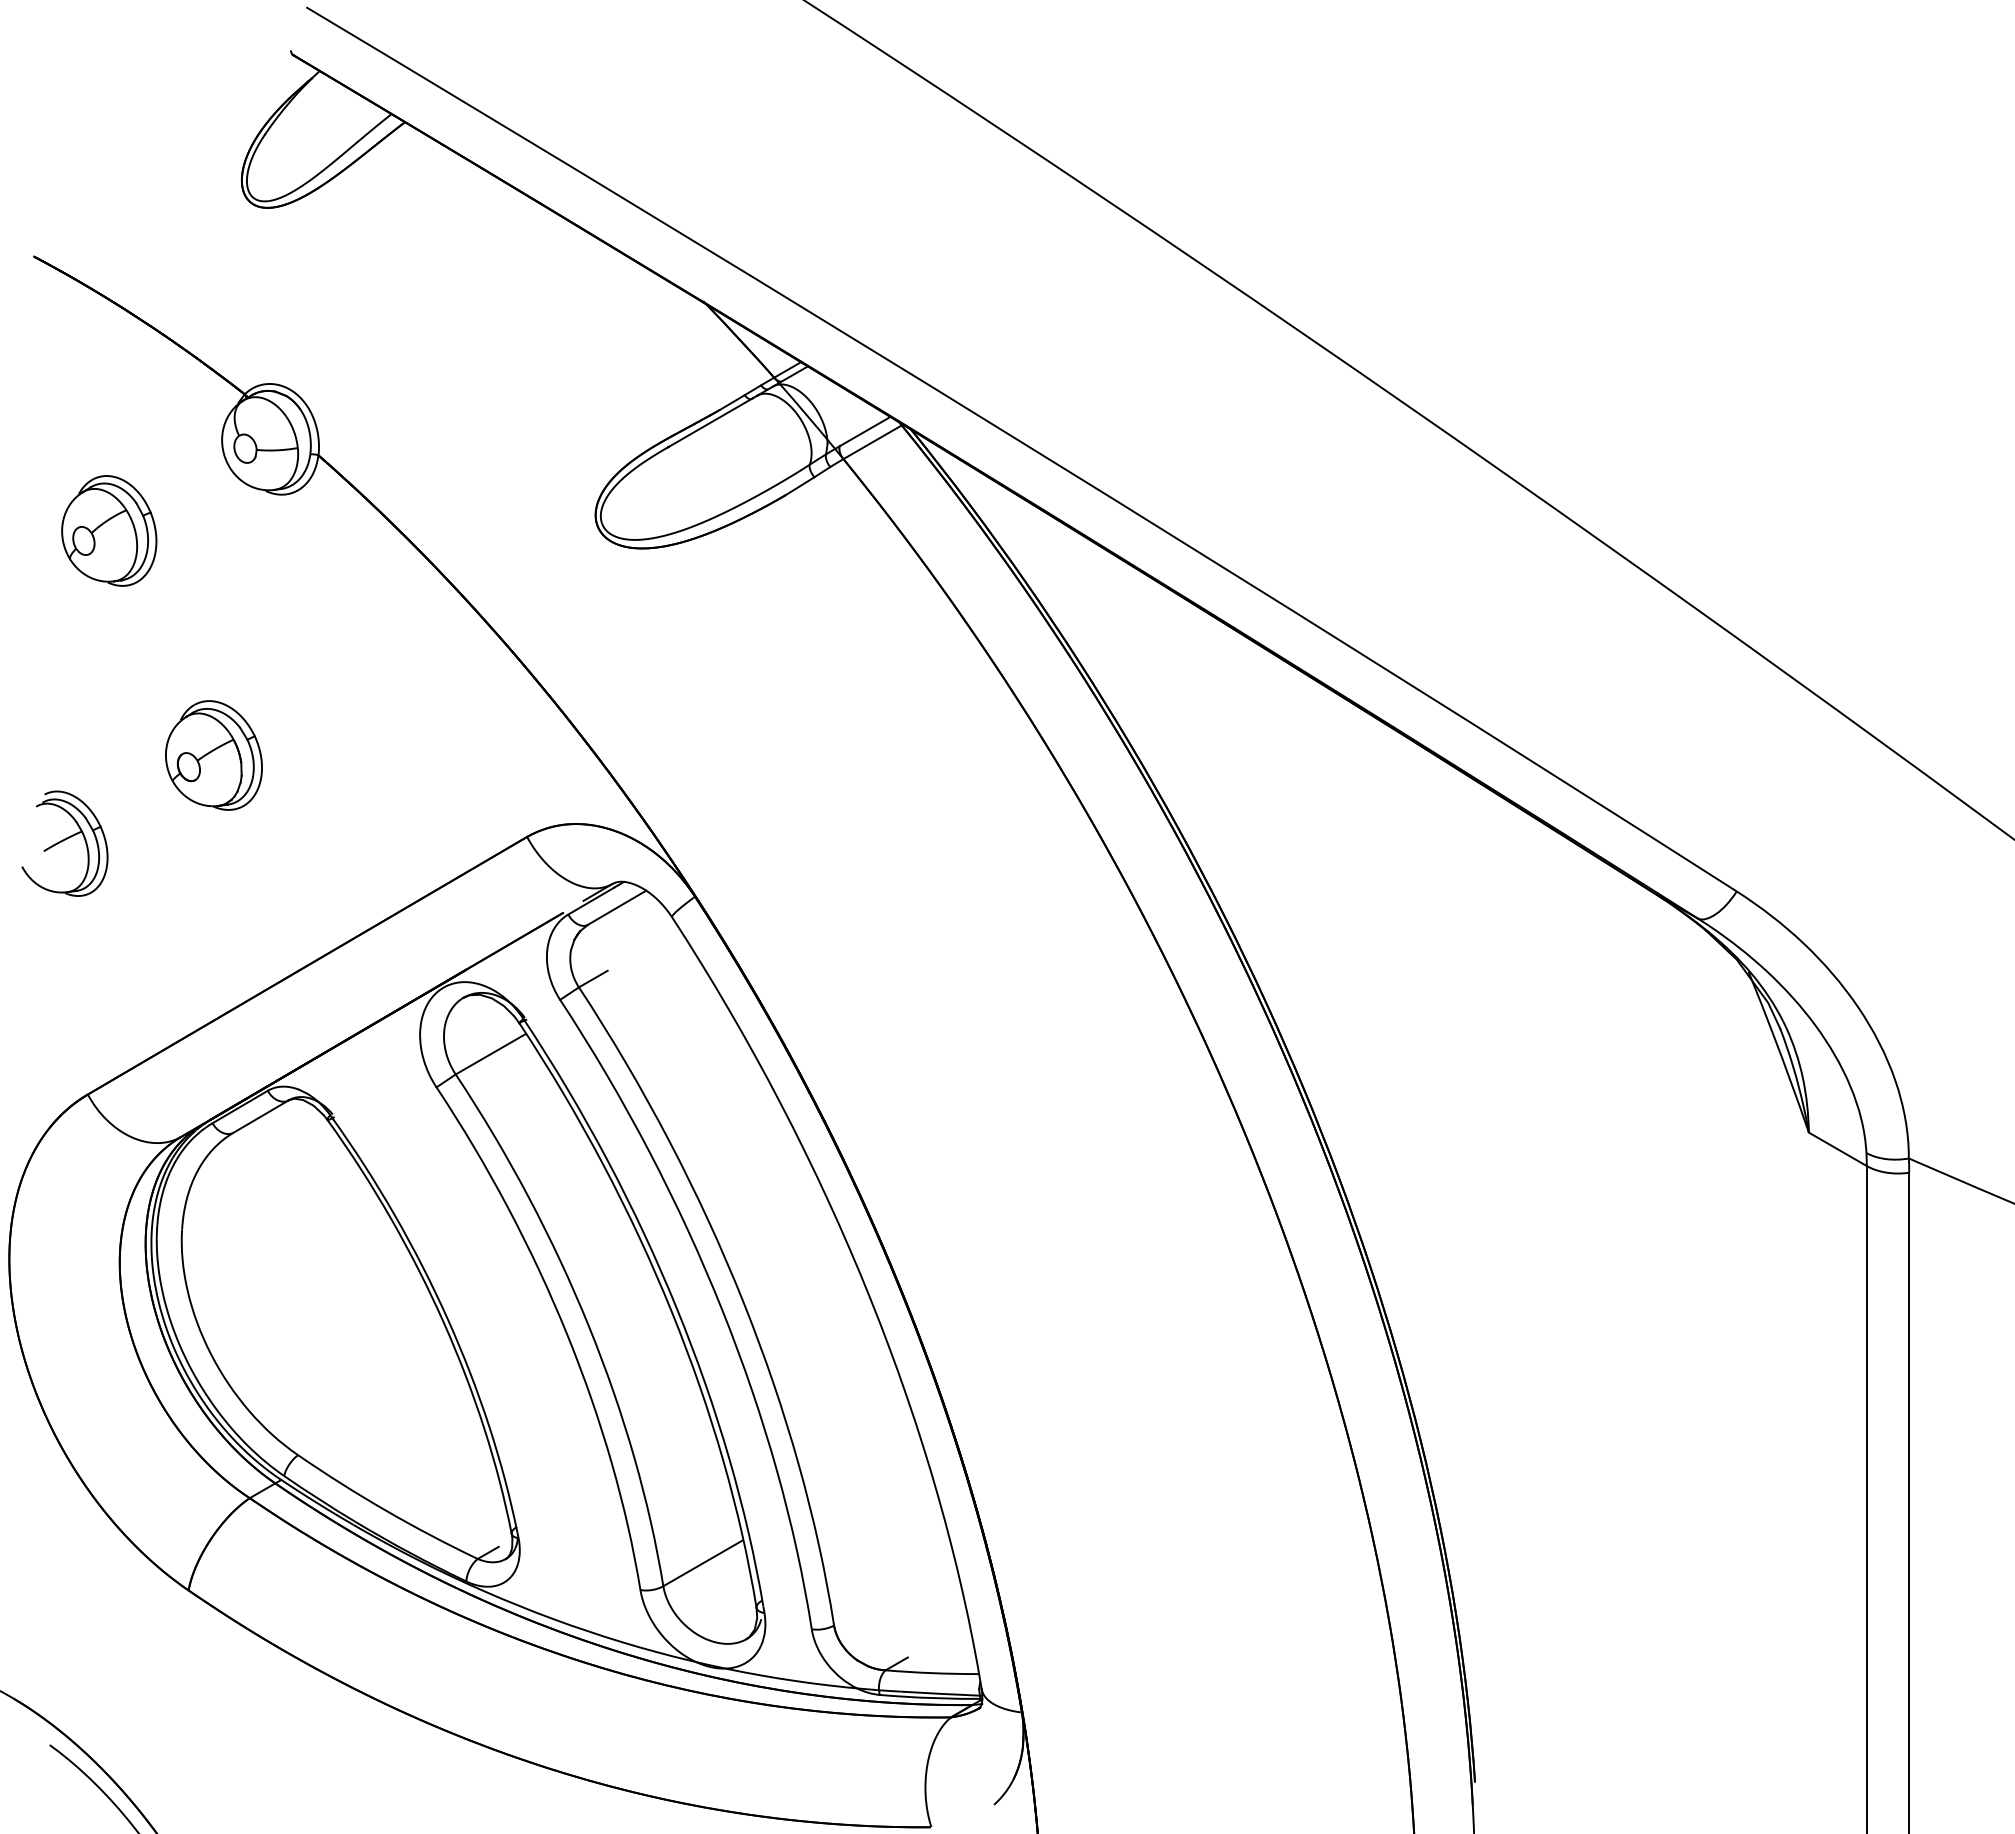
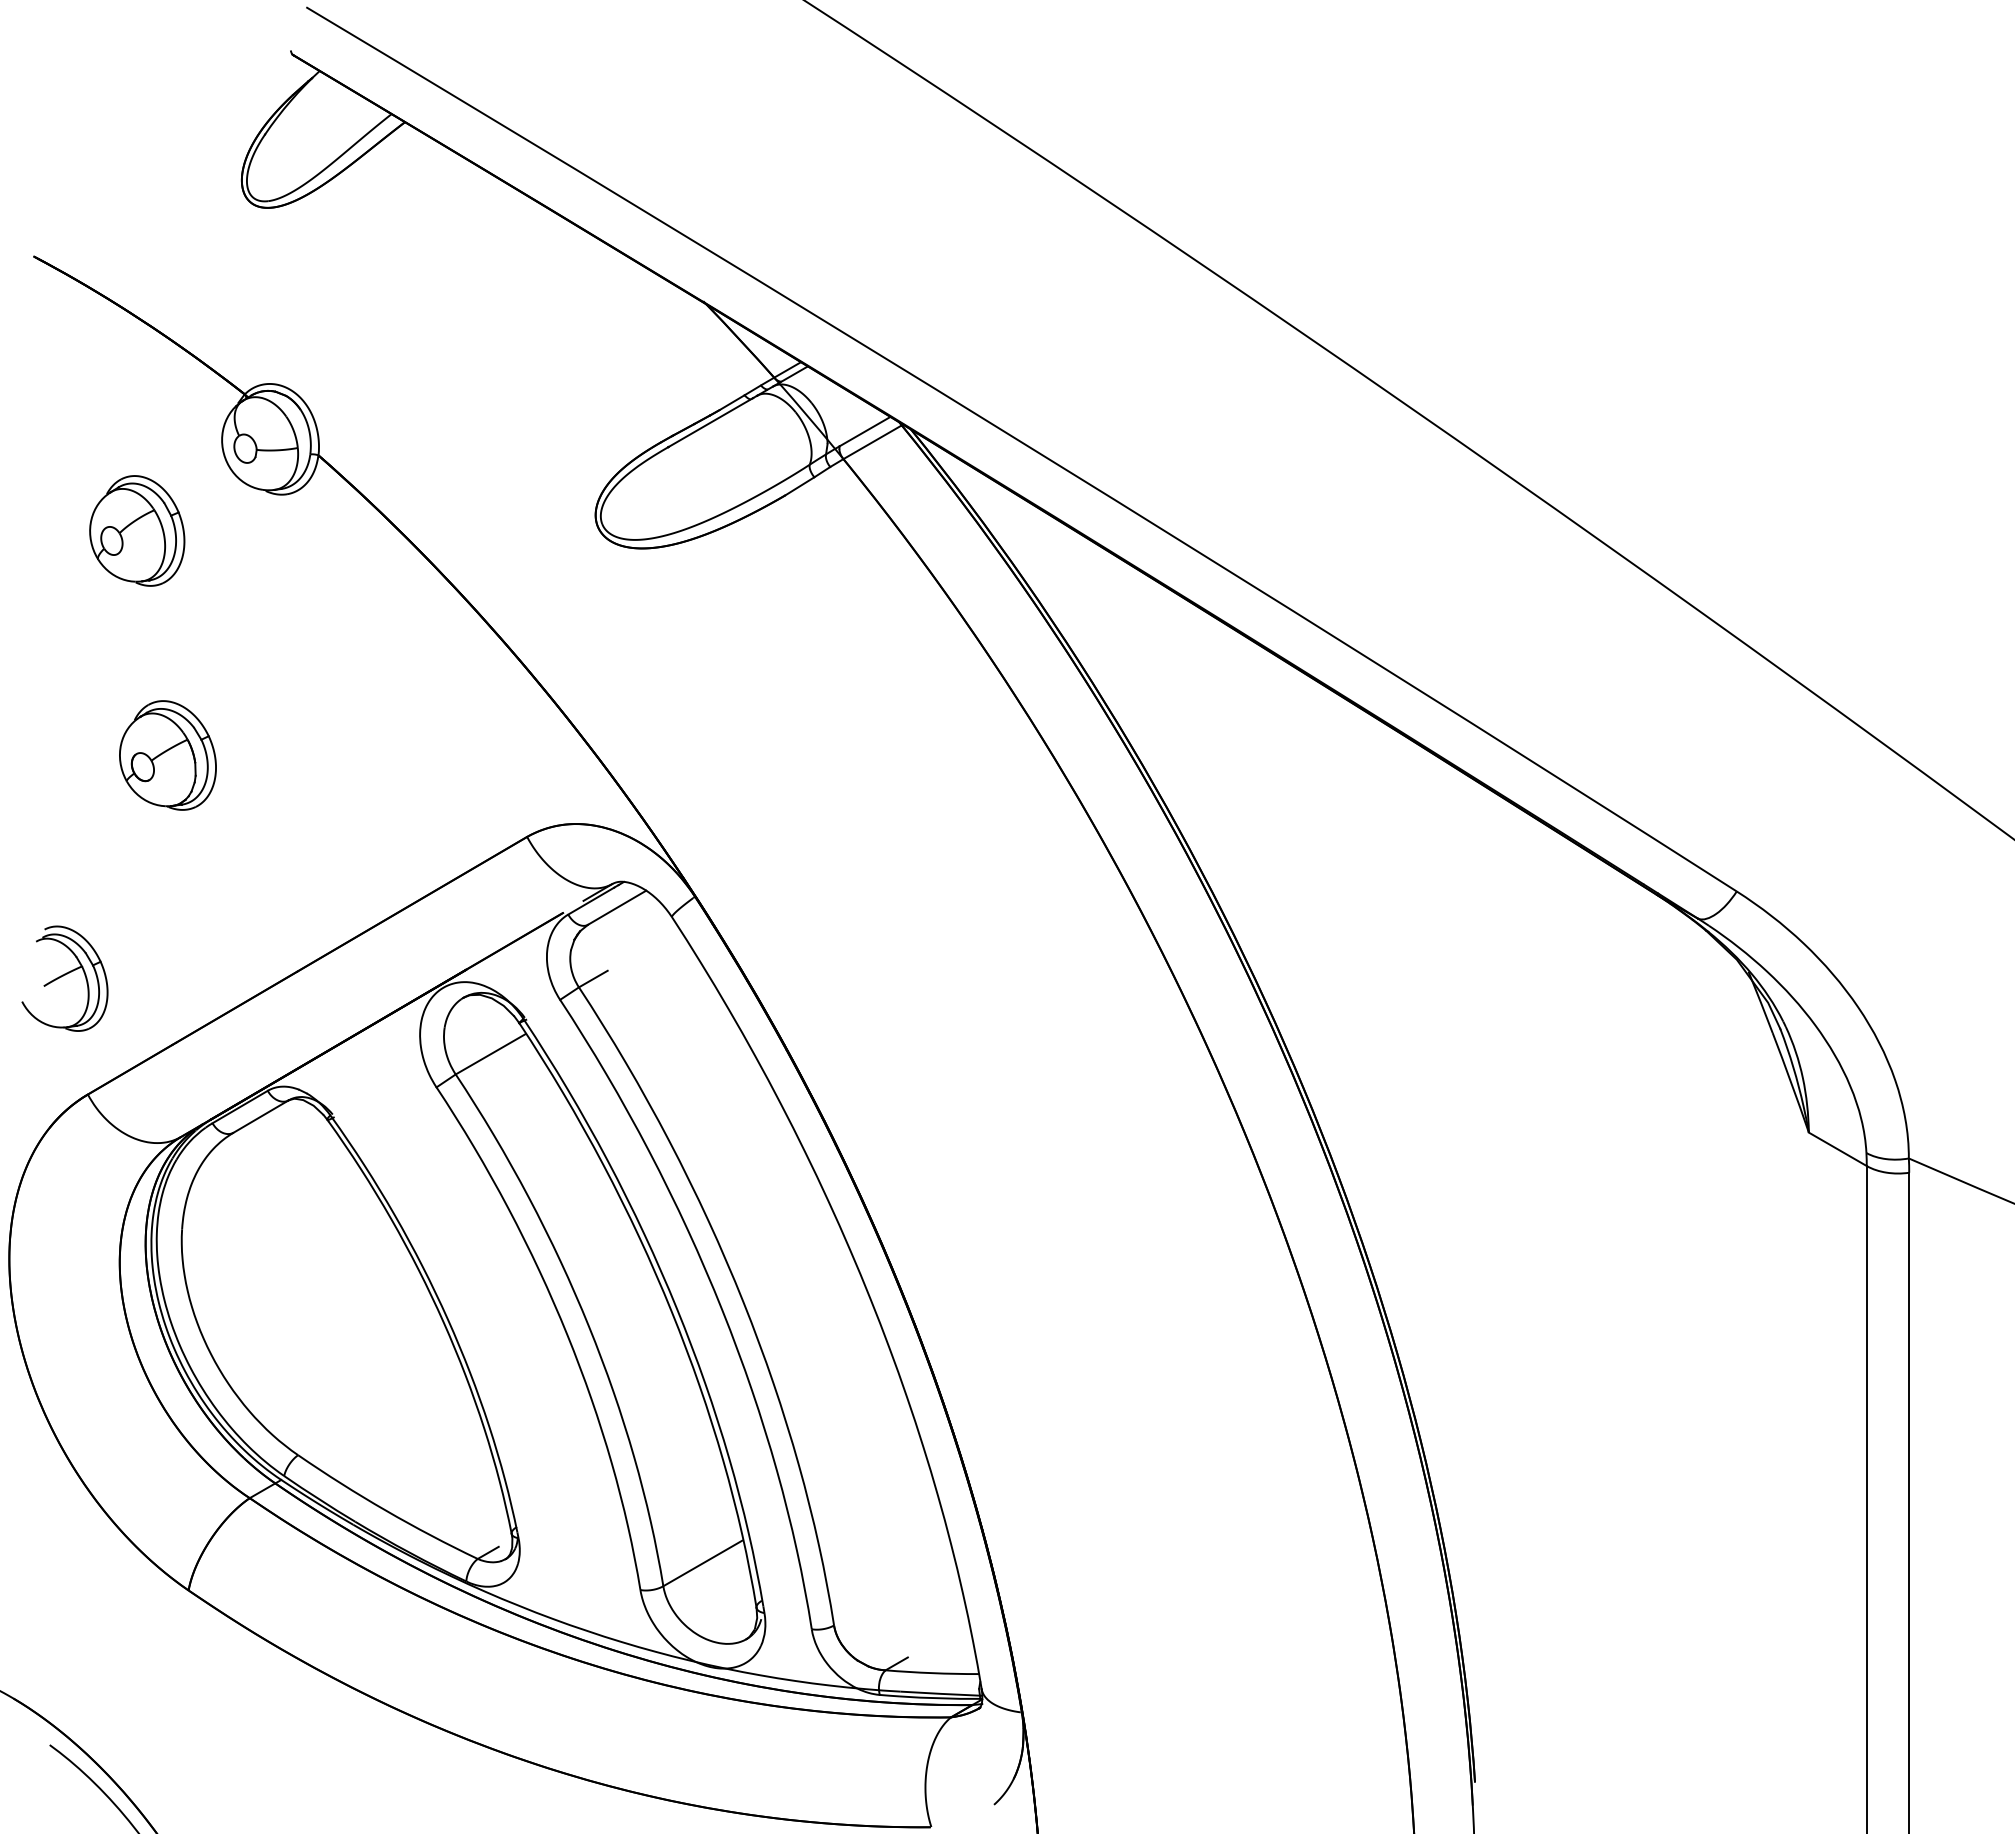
part position: (109, 530) -> (137, 530) (137, 530)
part position: (213, 755) -> (167, 755) (167, 755)
part position: (64, 843) -> (64, 978) (64, 978)
